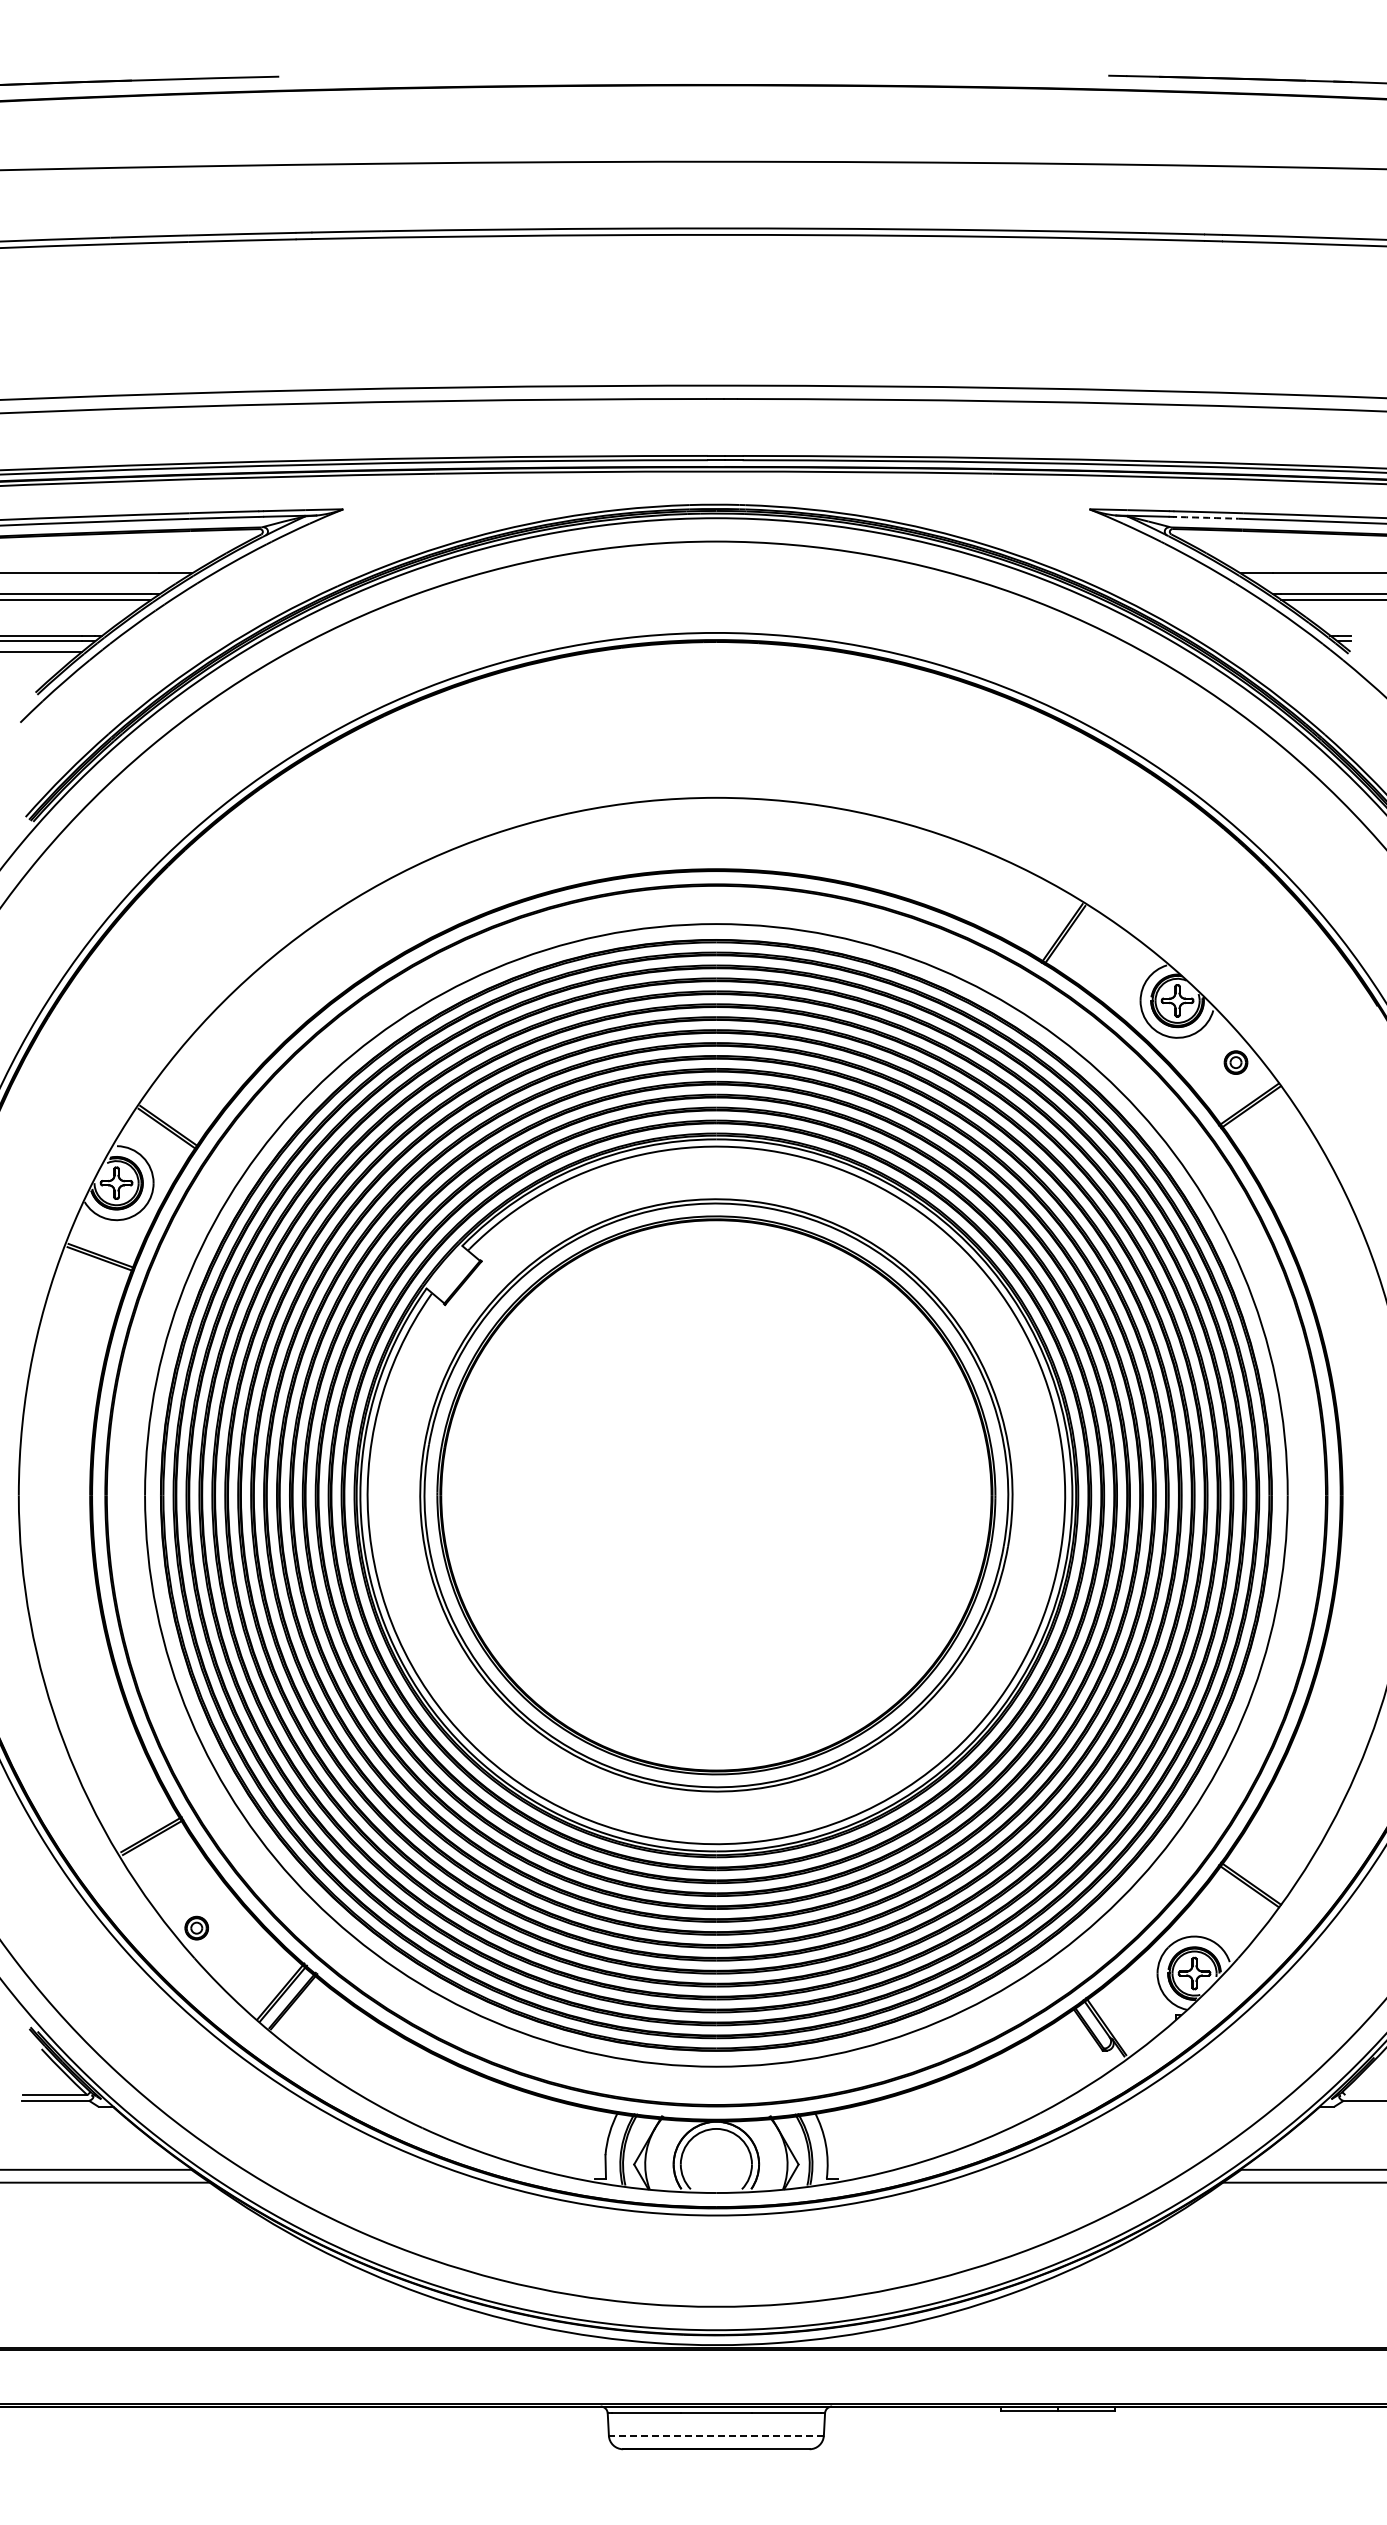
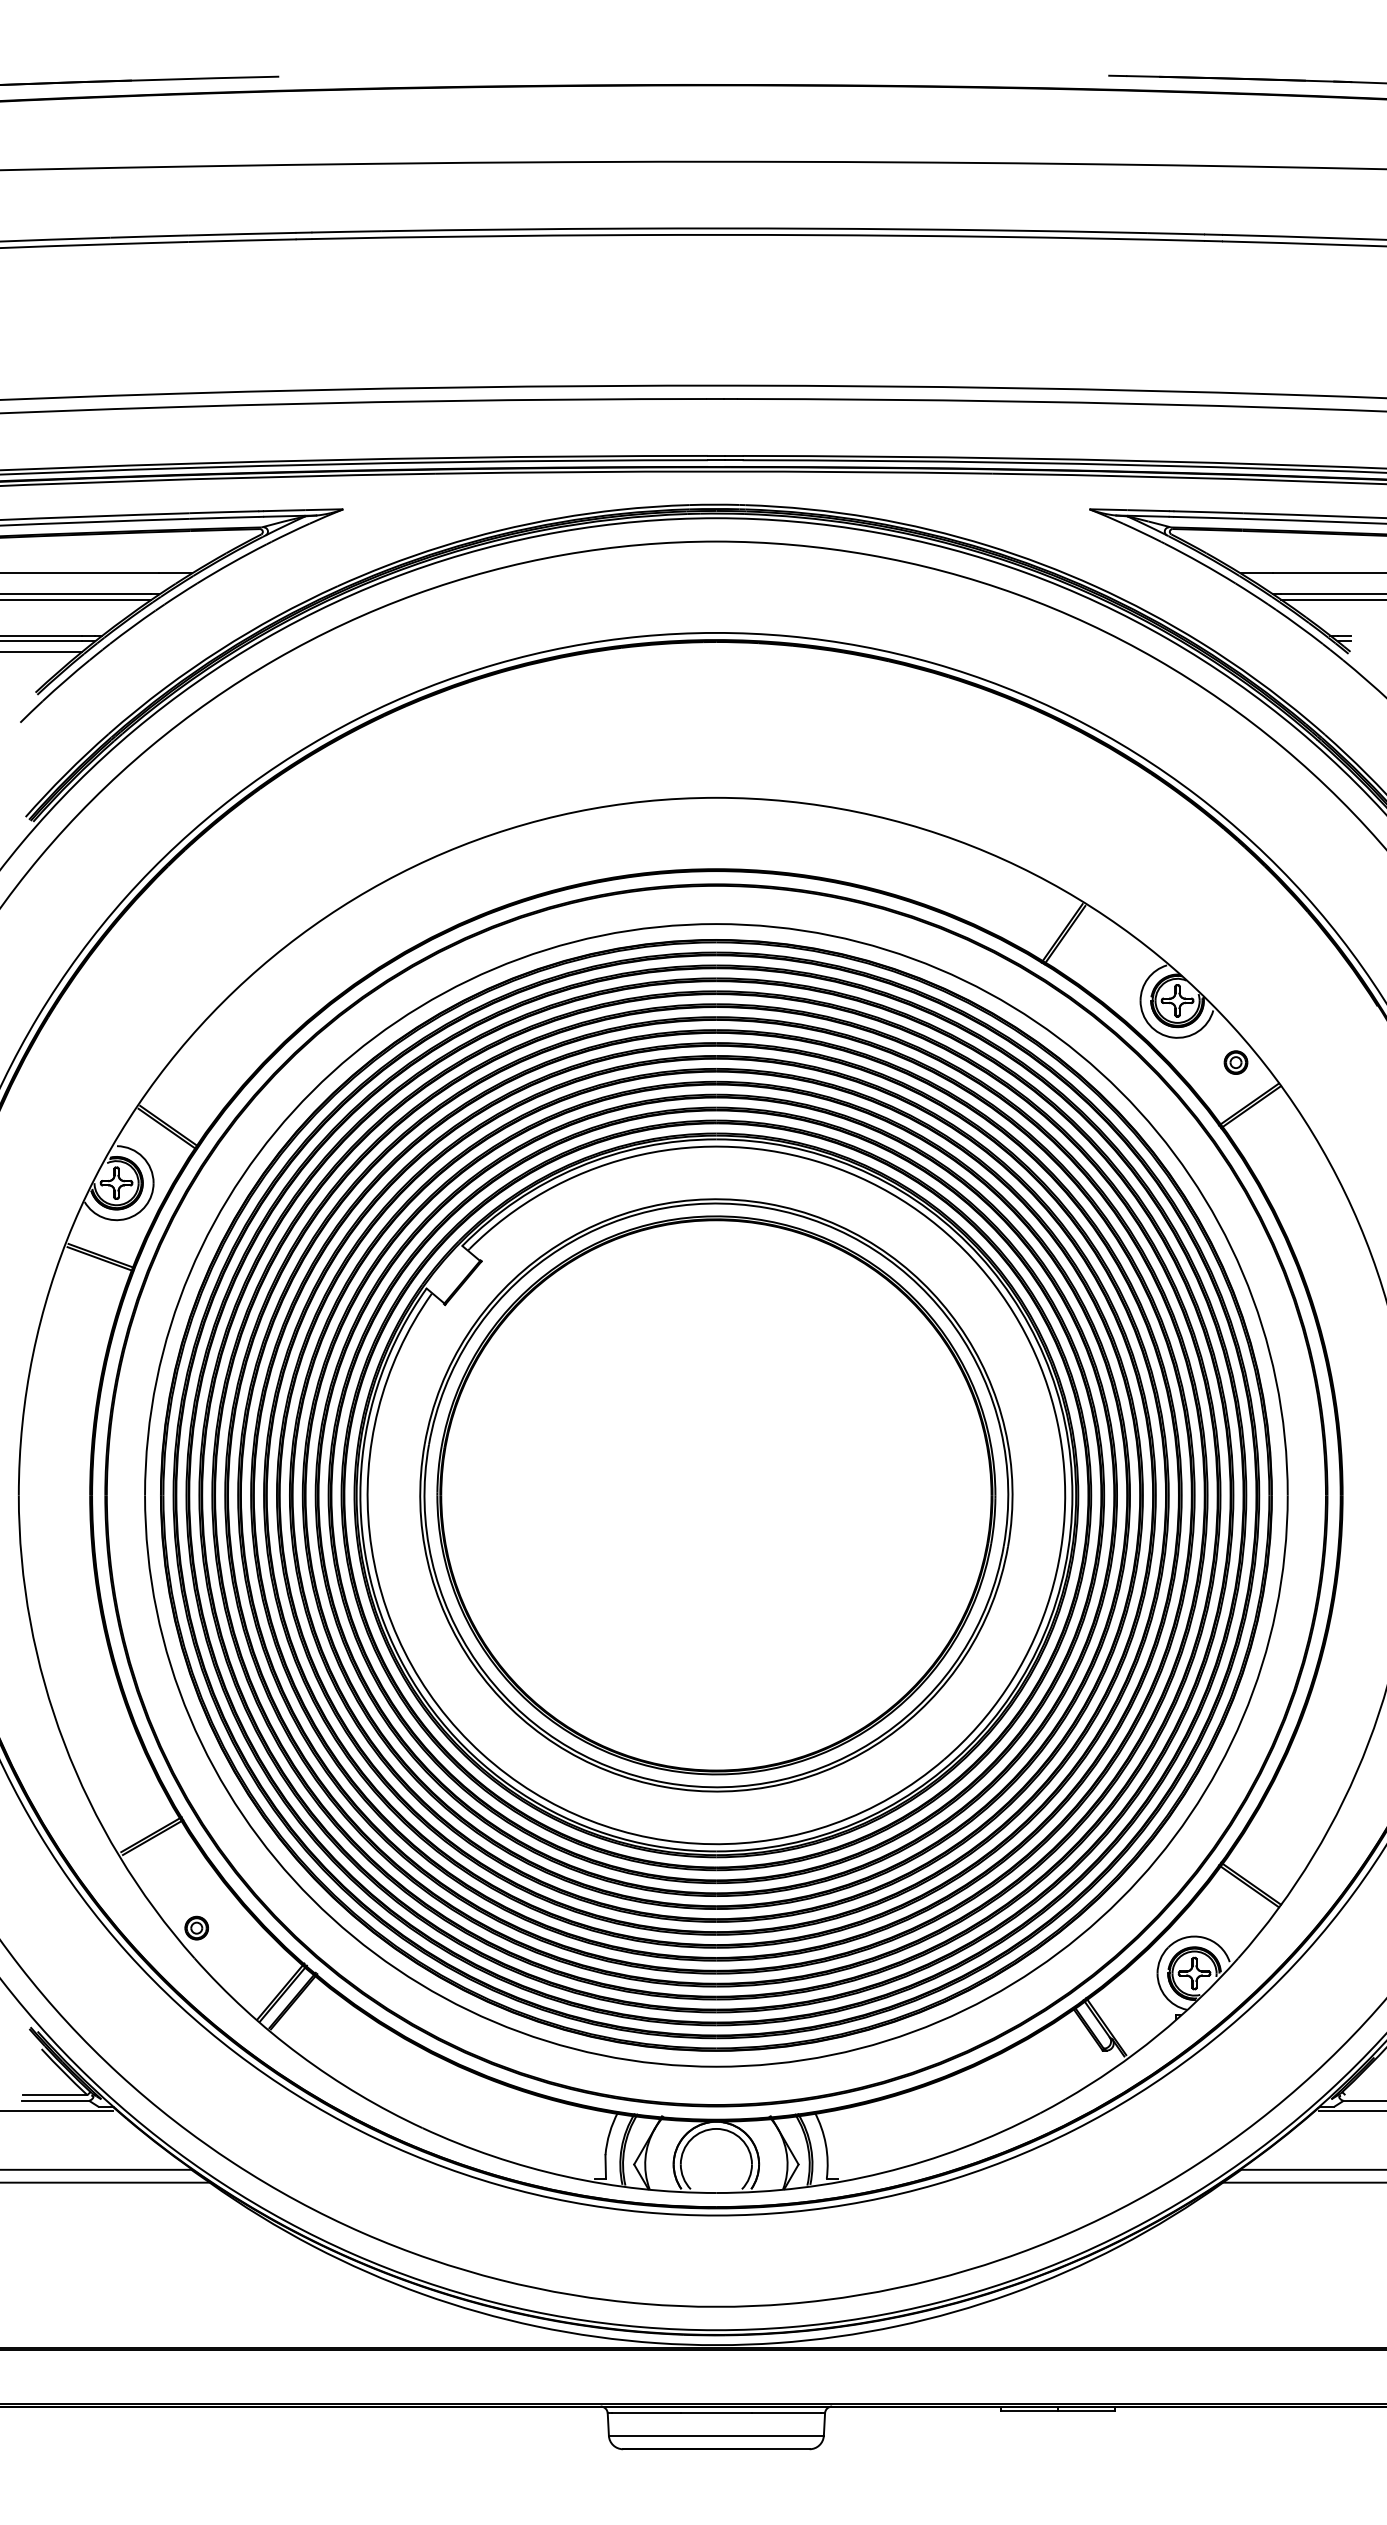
arc: dashed -> solid (1208, 517)
line: none -> present (57, 2111)
line: none -> present (1351, 2111)
line: dashed -> solid (715, 2435)
